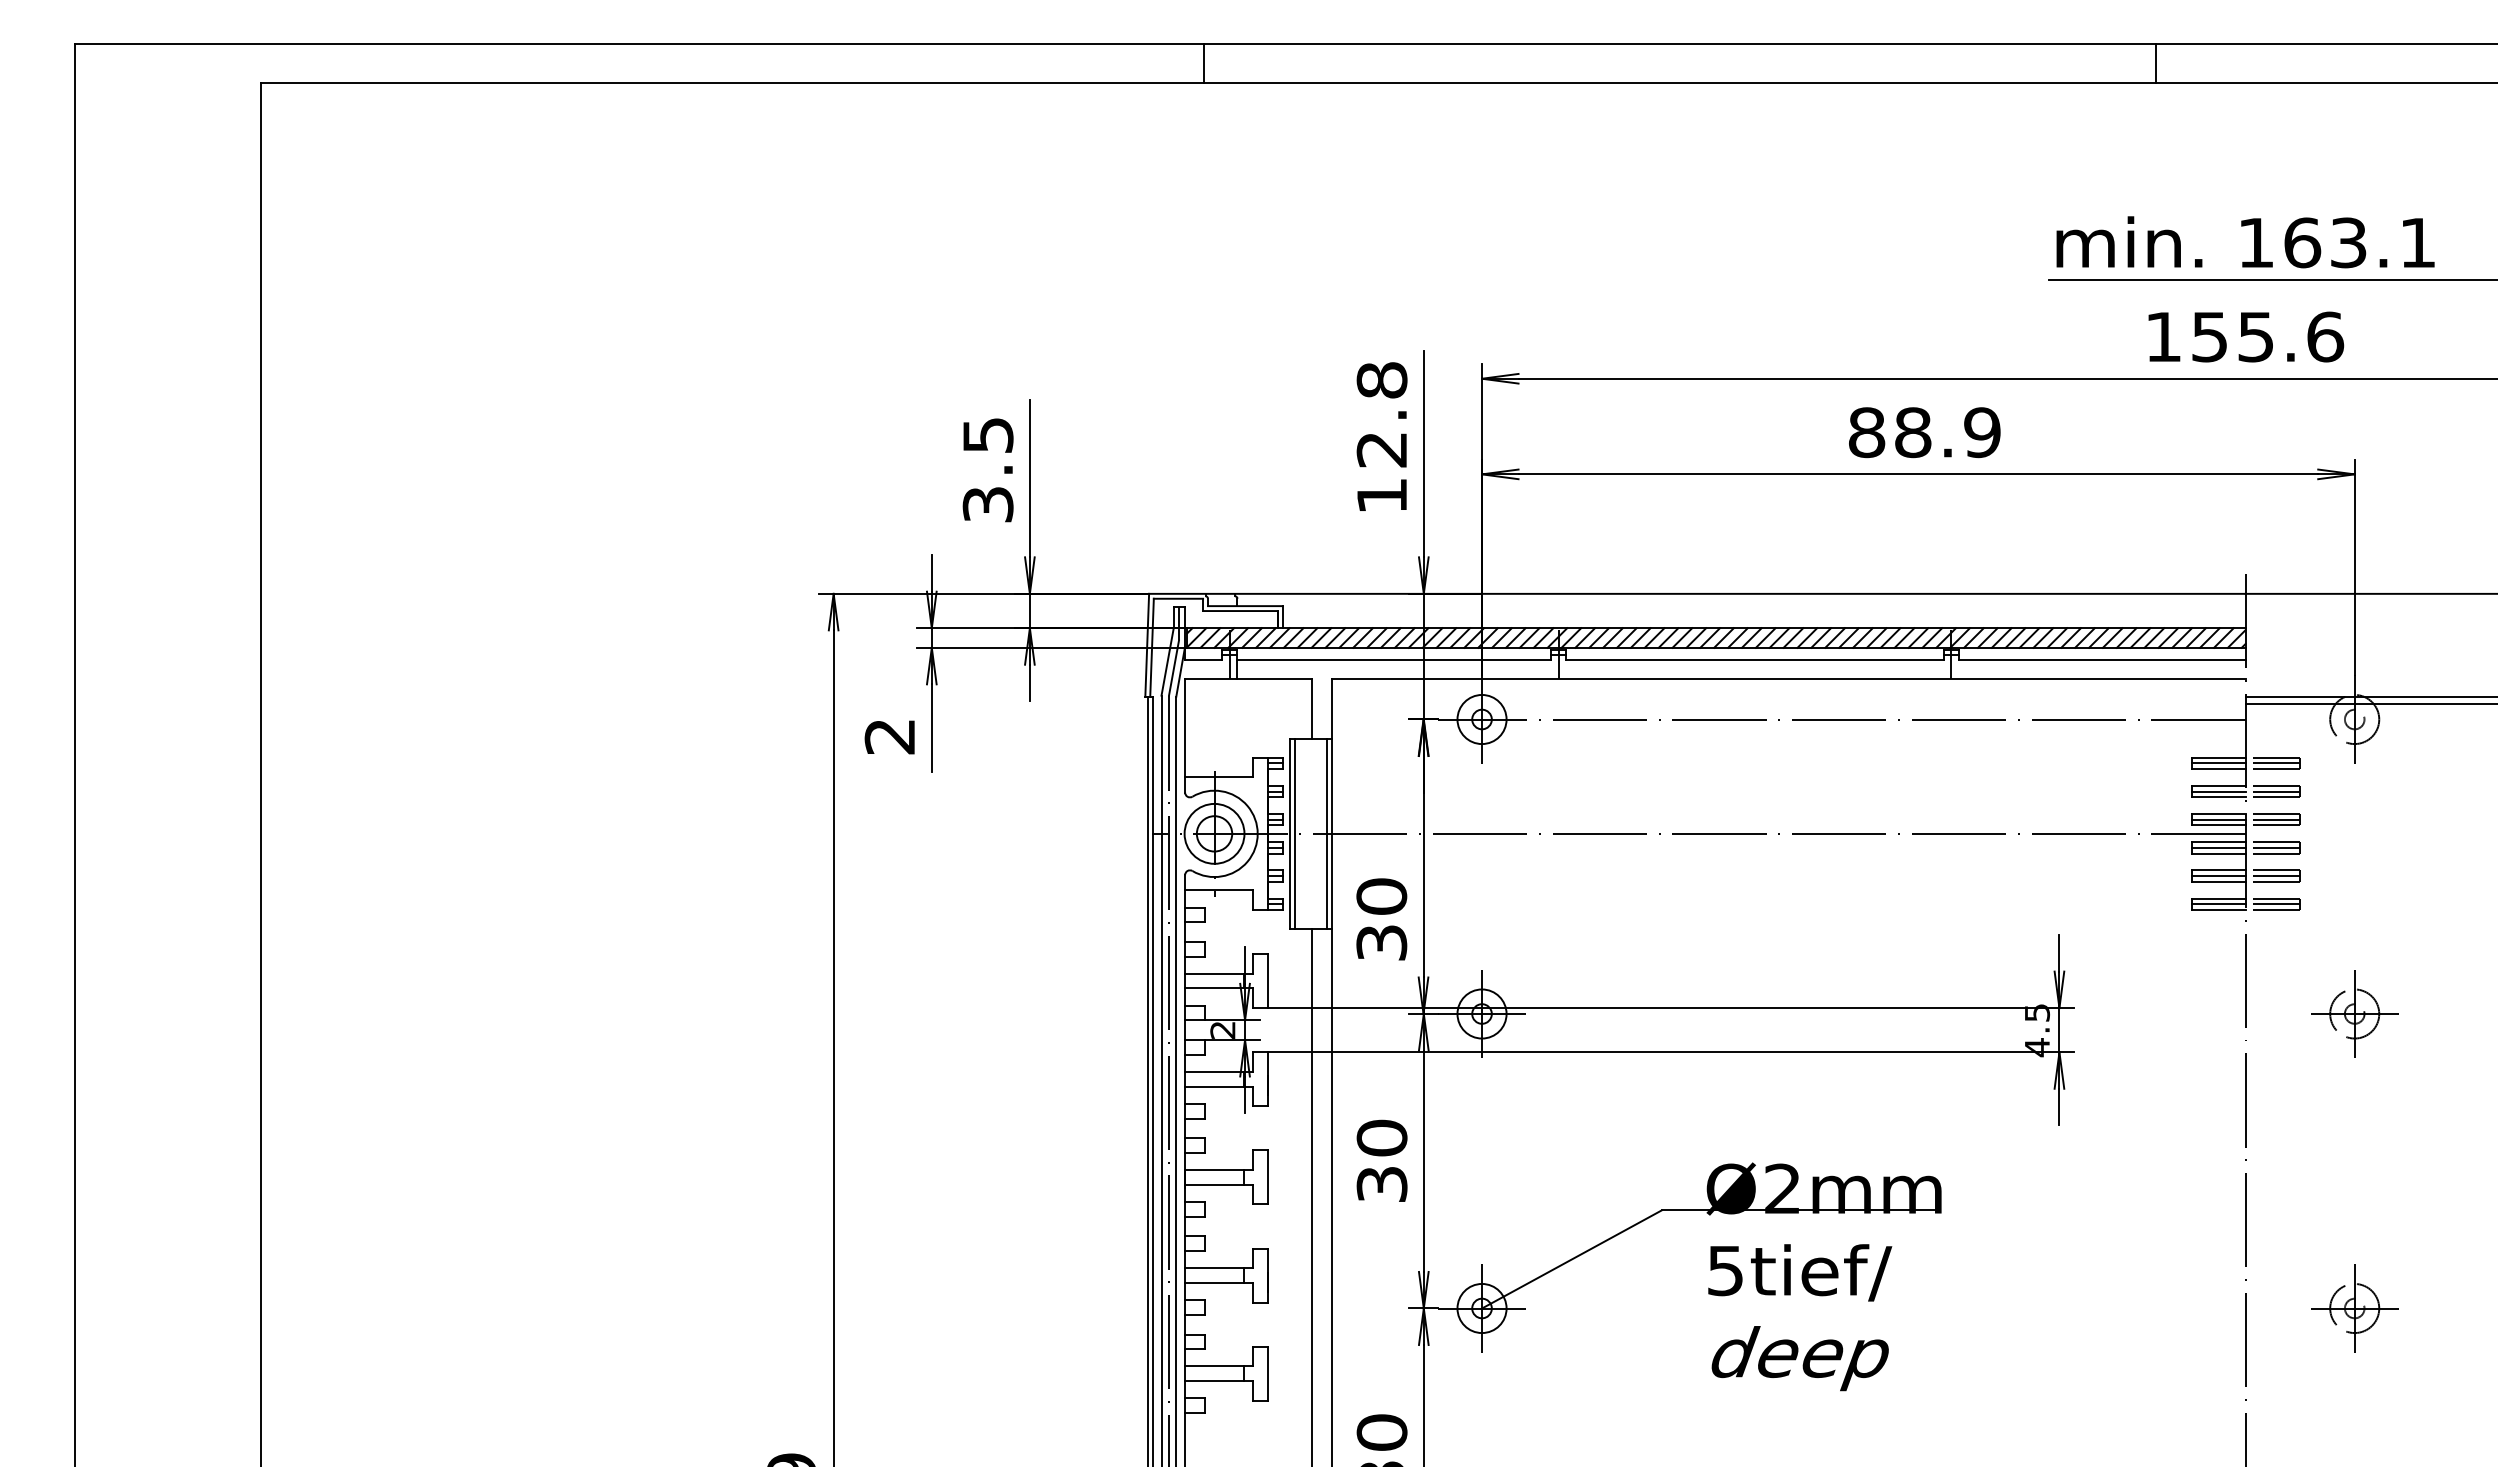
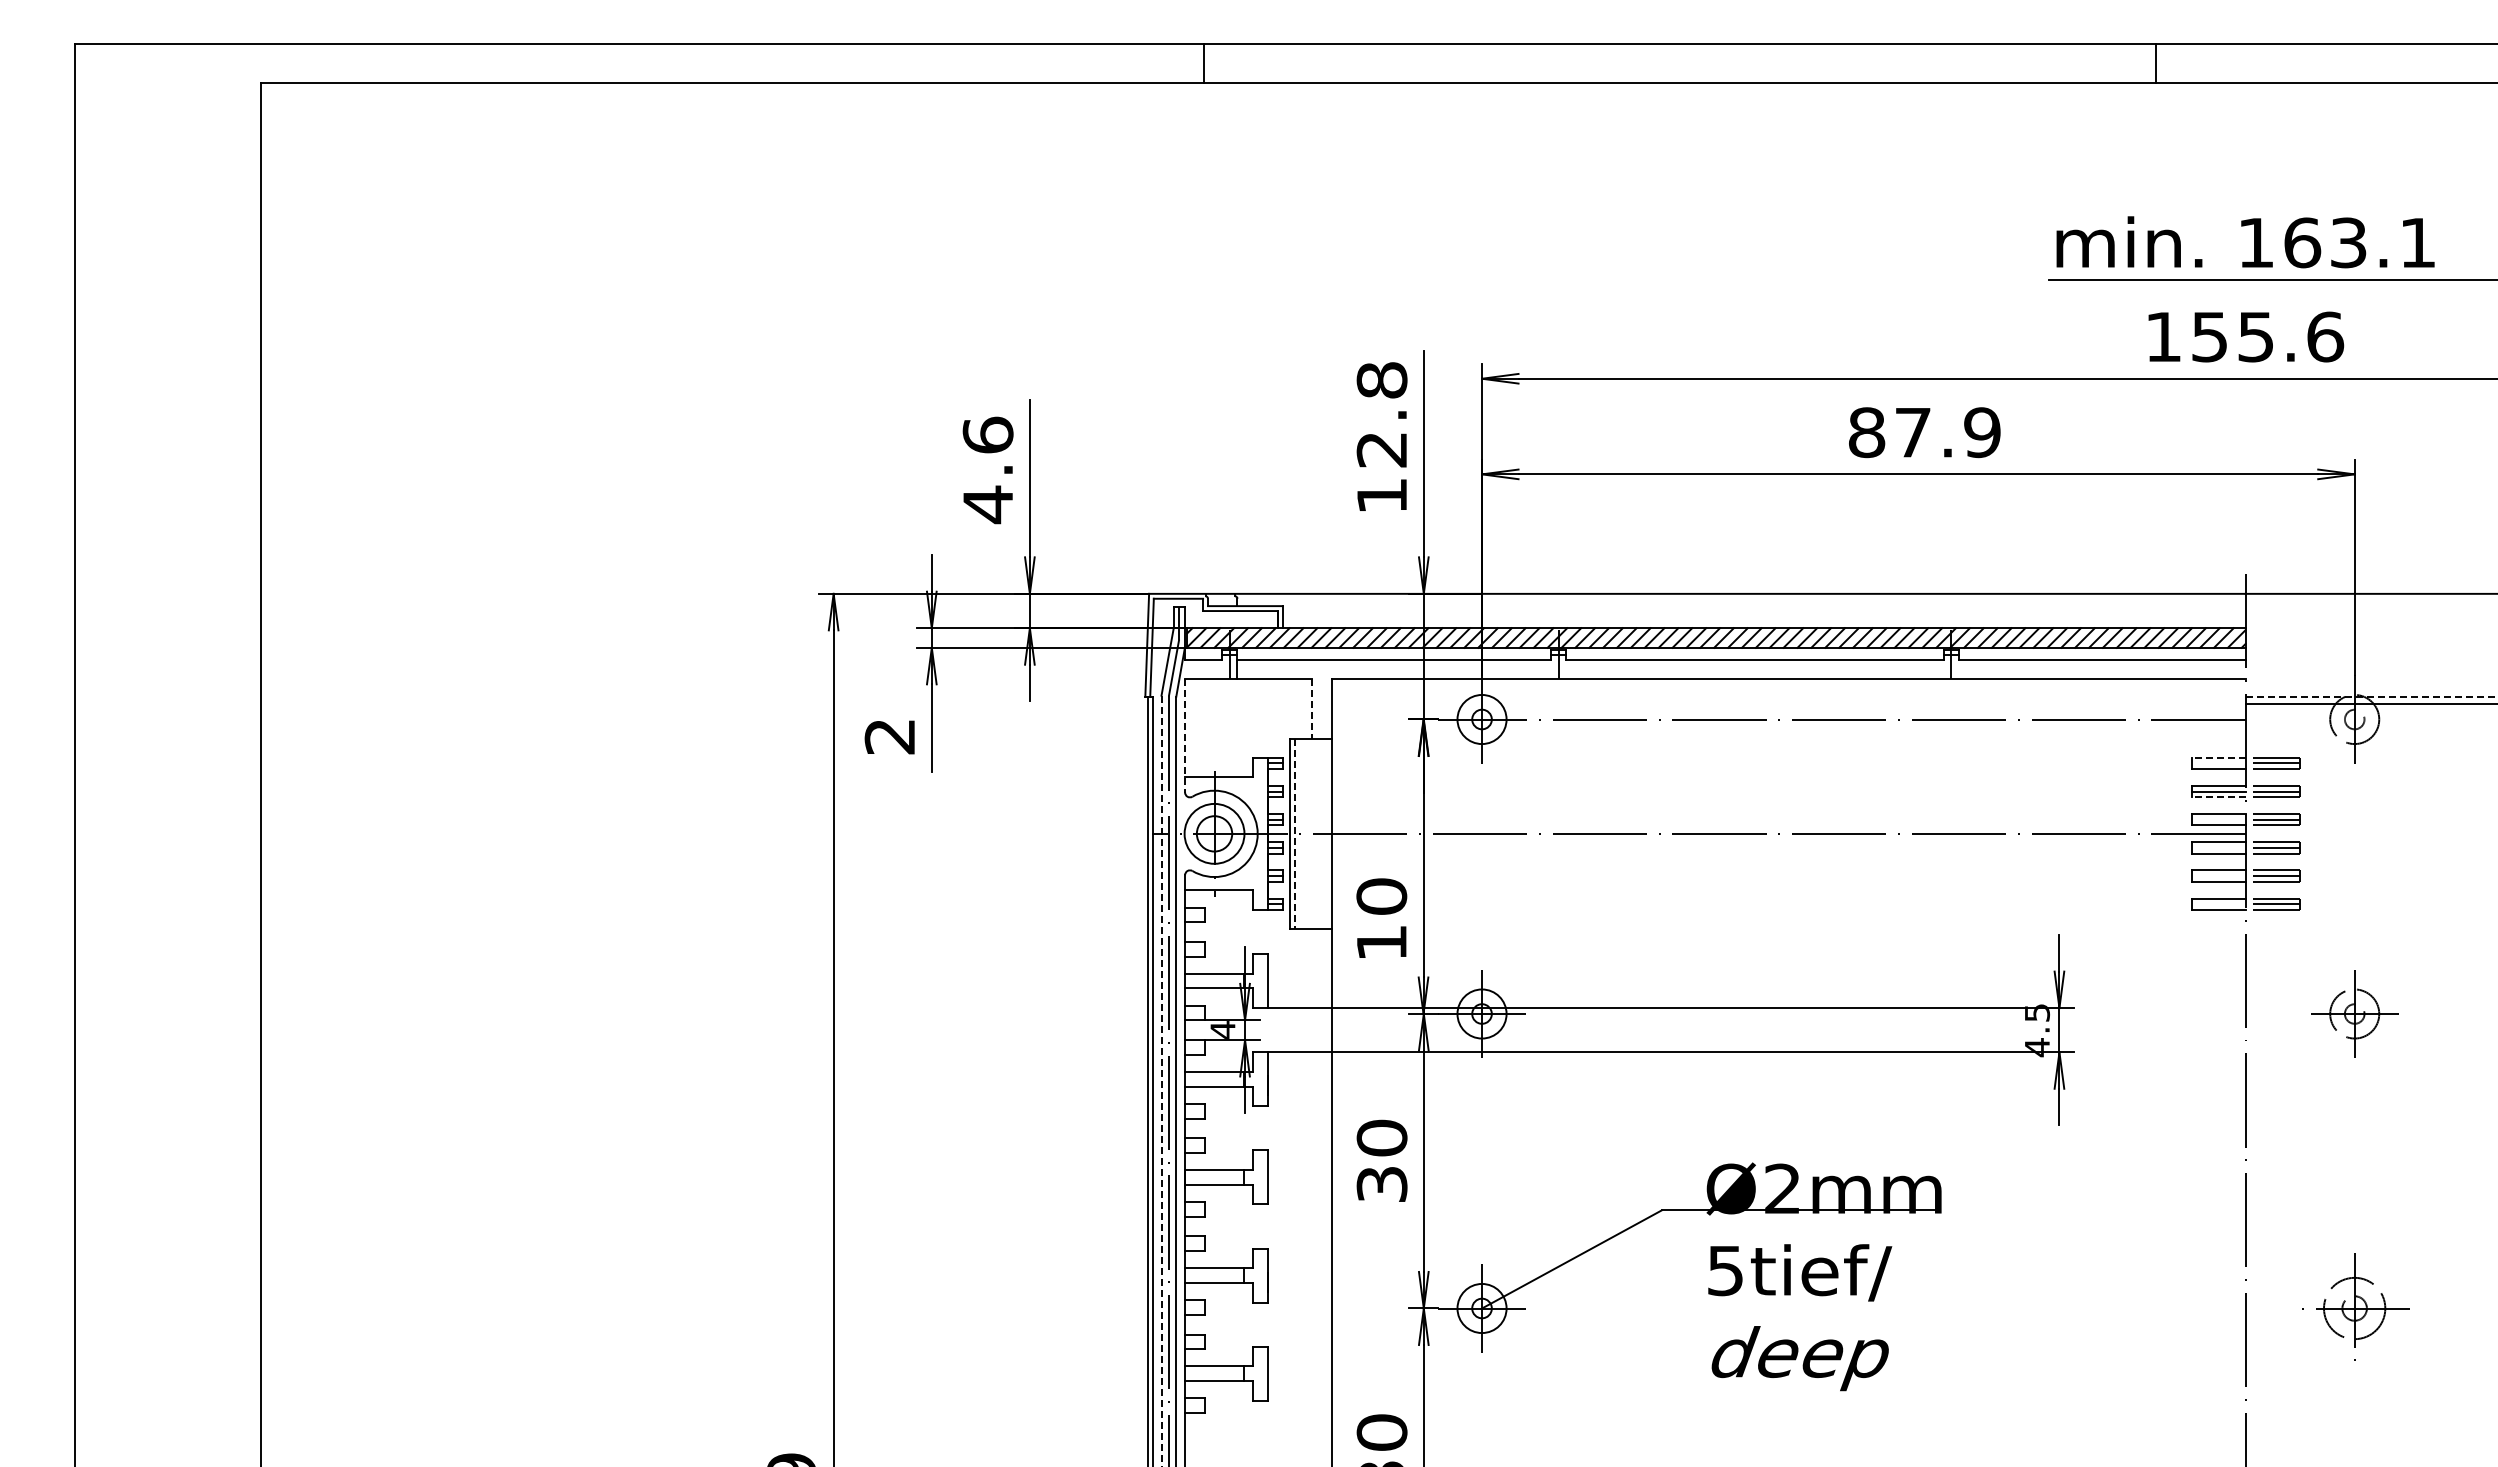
text: 88.9 -> 87.9 (1913, 432)
text: 3.5 -> 4.6 (987, 470)
line: solid -> dashed (2371, 696)
line: solid -> dashed (1312, 708)
line: solid -> dashed (1185, 735)
line: solid -> dashed (2218, 757)
line: present -> none (2218, 763)
line: solid -> dashed (2218, 797)
line: present -> none (2218, 819)
line: present -> none (1326, 833)
line: solid -> dashed (1294, 834)
line: present -> none (2218, 847)
line: present -> none (2218, 876)
line: present -> none (2218, 904)
text: 30 -> 10 (1381, 942)
text: 2 -> 4 (1222, 1029)
line: solid -> dashed (1161, 1081)
line: present -> none (1312, 1196)
part size: 88x89 px -> 108x108 px (2355, 1306)
